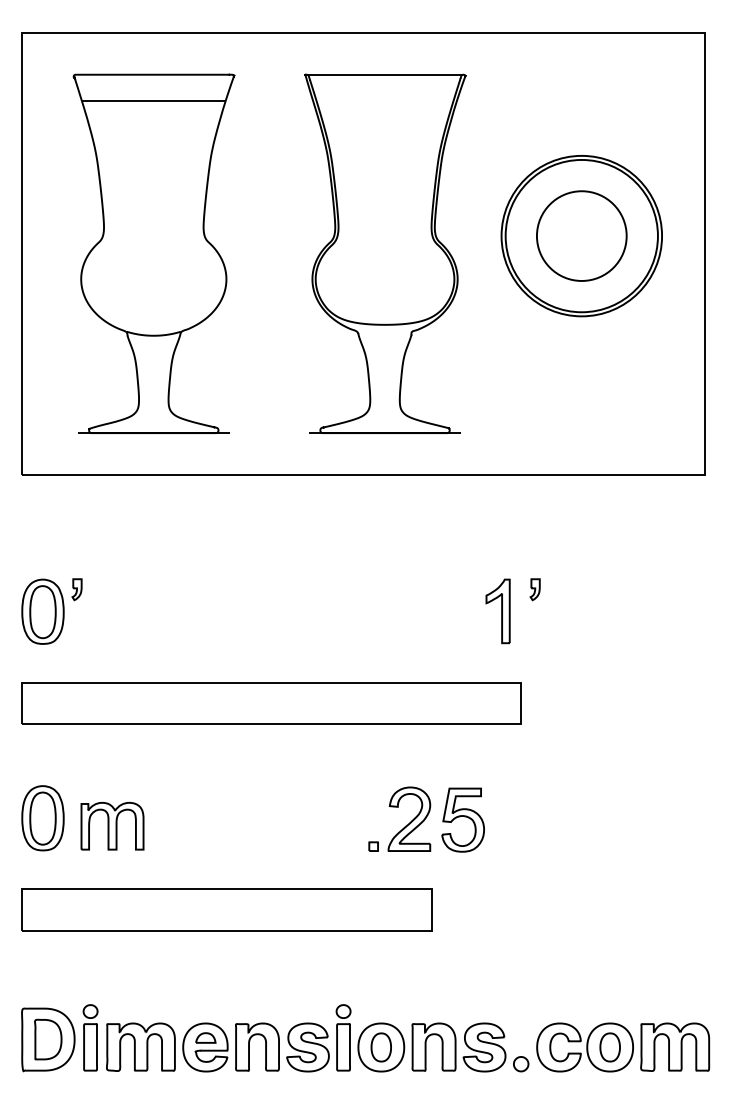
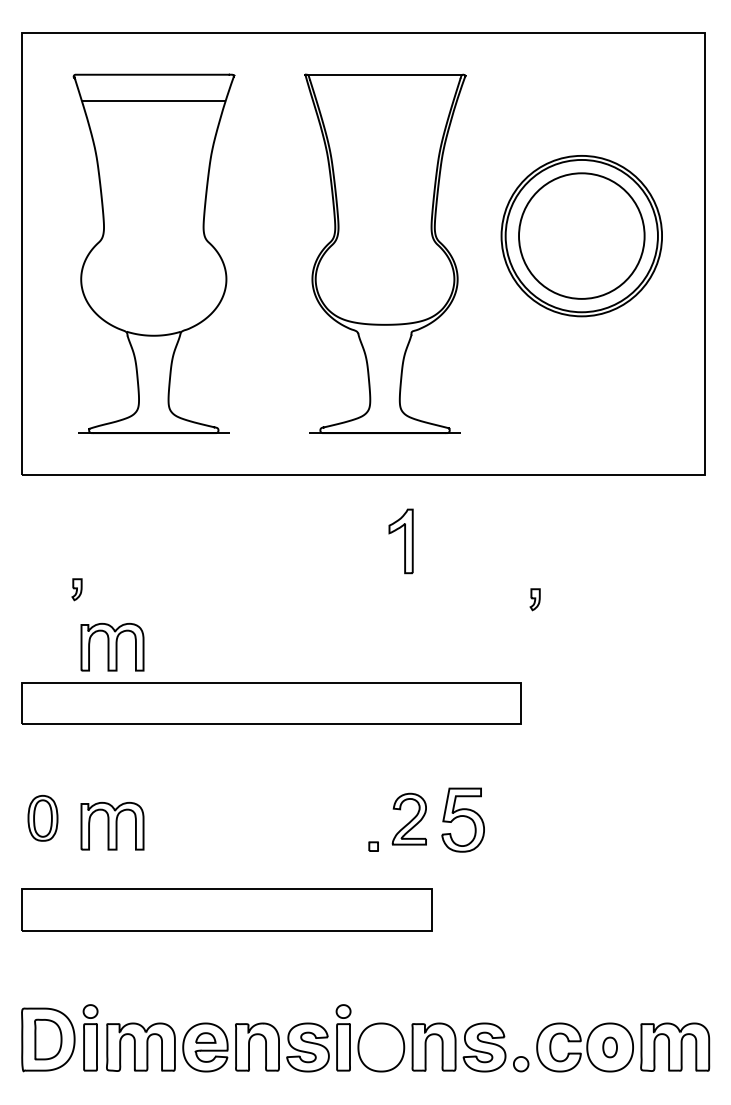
circle diameter: 90 px -> 126 px (581, 235)
part position: (534, 589) -> (534, 599) (534, 599)
part: present -> none (42, 611)
part position: (497, 611) -> (400, 541) (400, 541)
part: none -> present (112, 647)
part size: 44x67 px -> 32x47 px (42, 818)
part size: 45x66 px -> 36x54 px (408, 818)
part: present -> none (380, 1047)
part size: 22x31 px -> 16x23 px (609, 1047)
